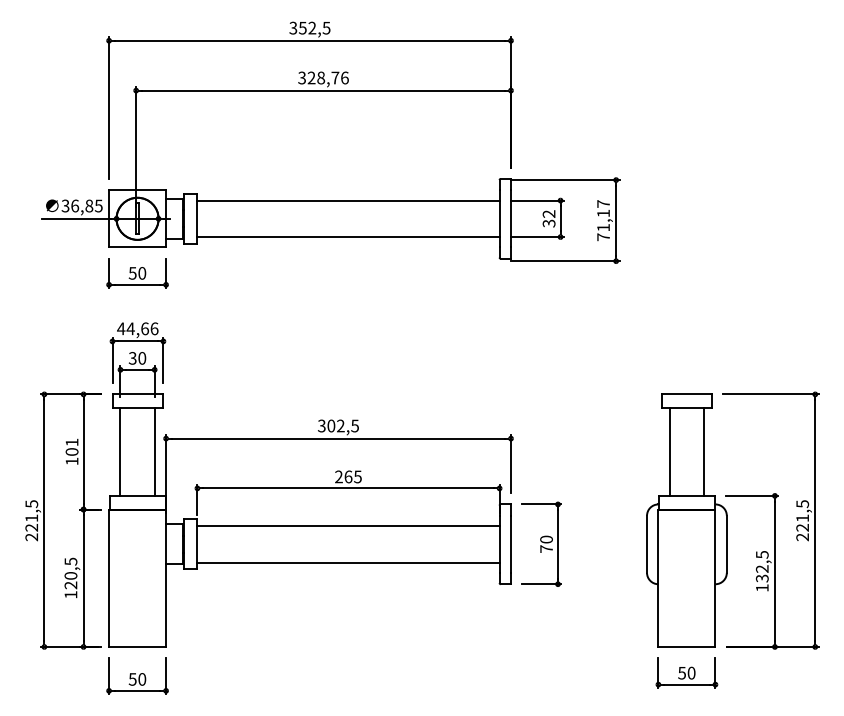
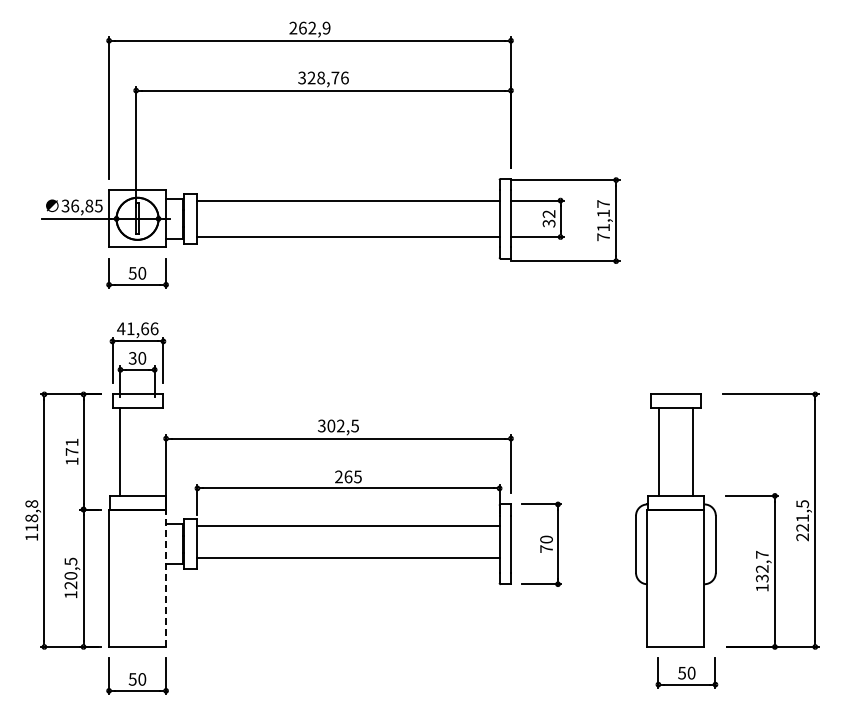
text: 352,5 -> 262,9 (309, 27)
text: 44,66 -> 41,66 (130, 328)
text: 101 -> 171 (71, 451)
line: present -> none (154, 451)
text: 221,5 -> 118,8 (31, 520)
part position: (686, 520) -> (675, 520) (675, 520)
text: 132,5 -> 132,7 (762, 554)
line position: (348, 562) -> (348, 557) (348, 557)
line: solid -> dashed (166, 578)
